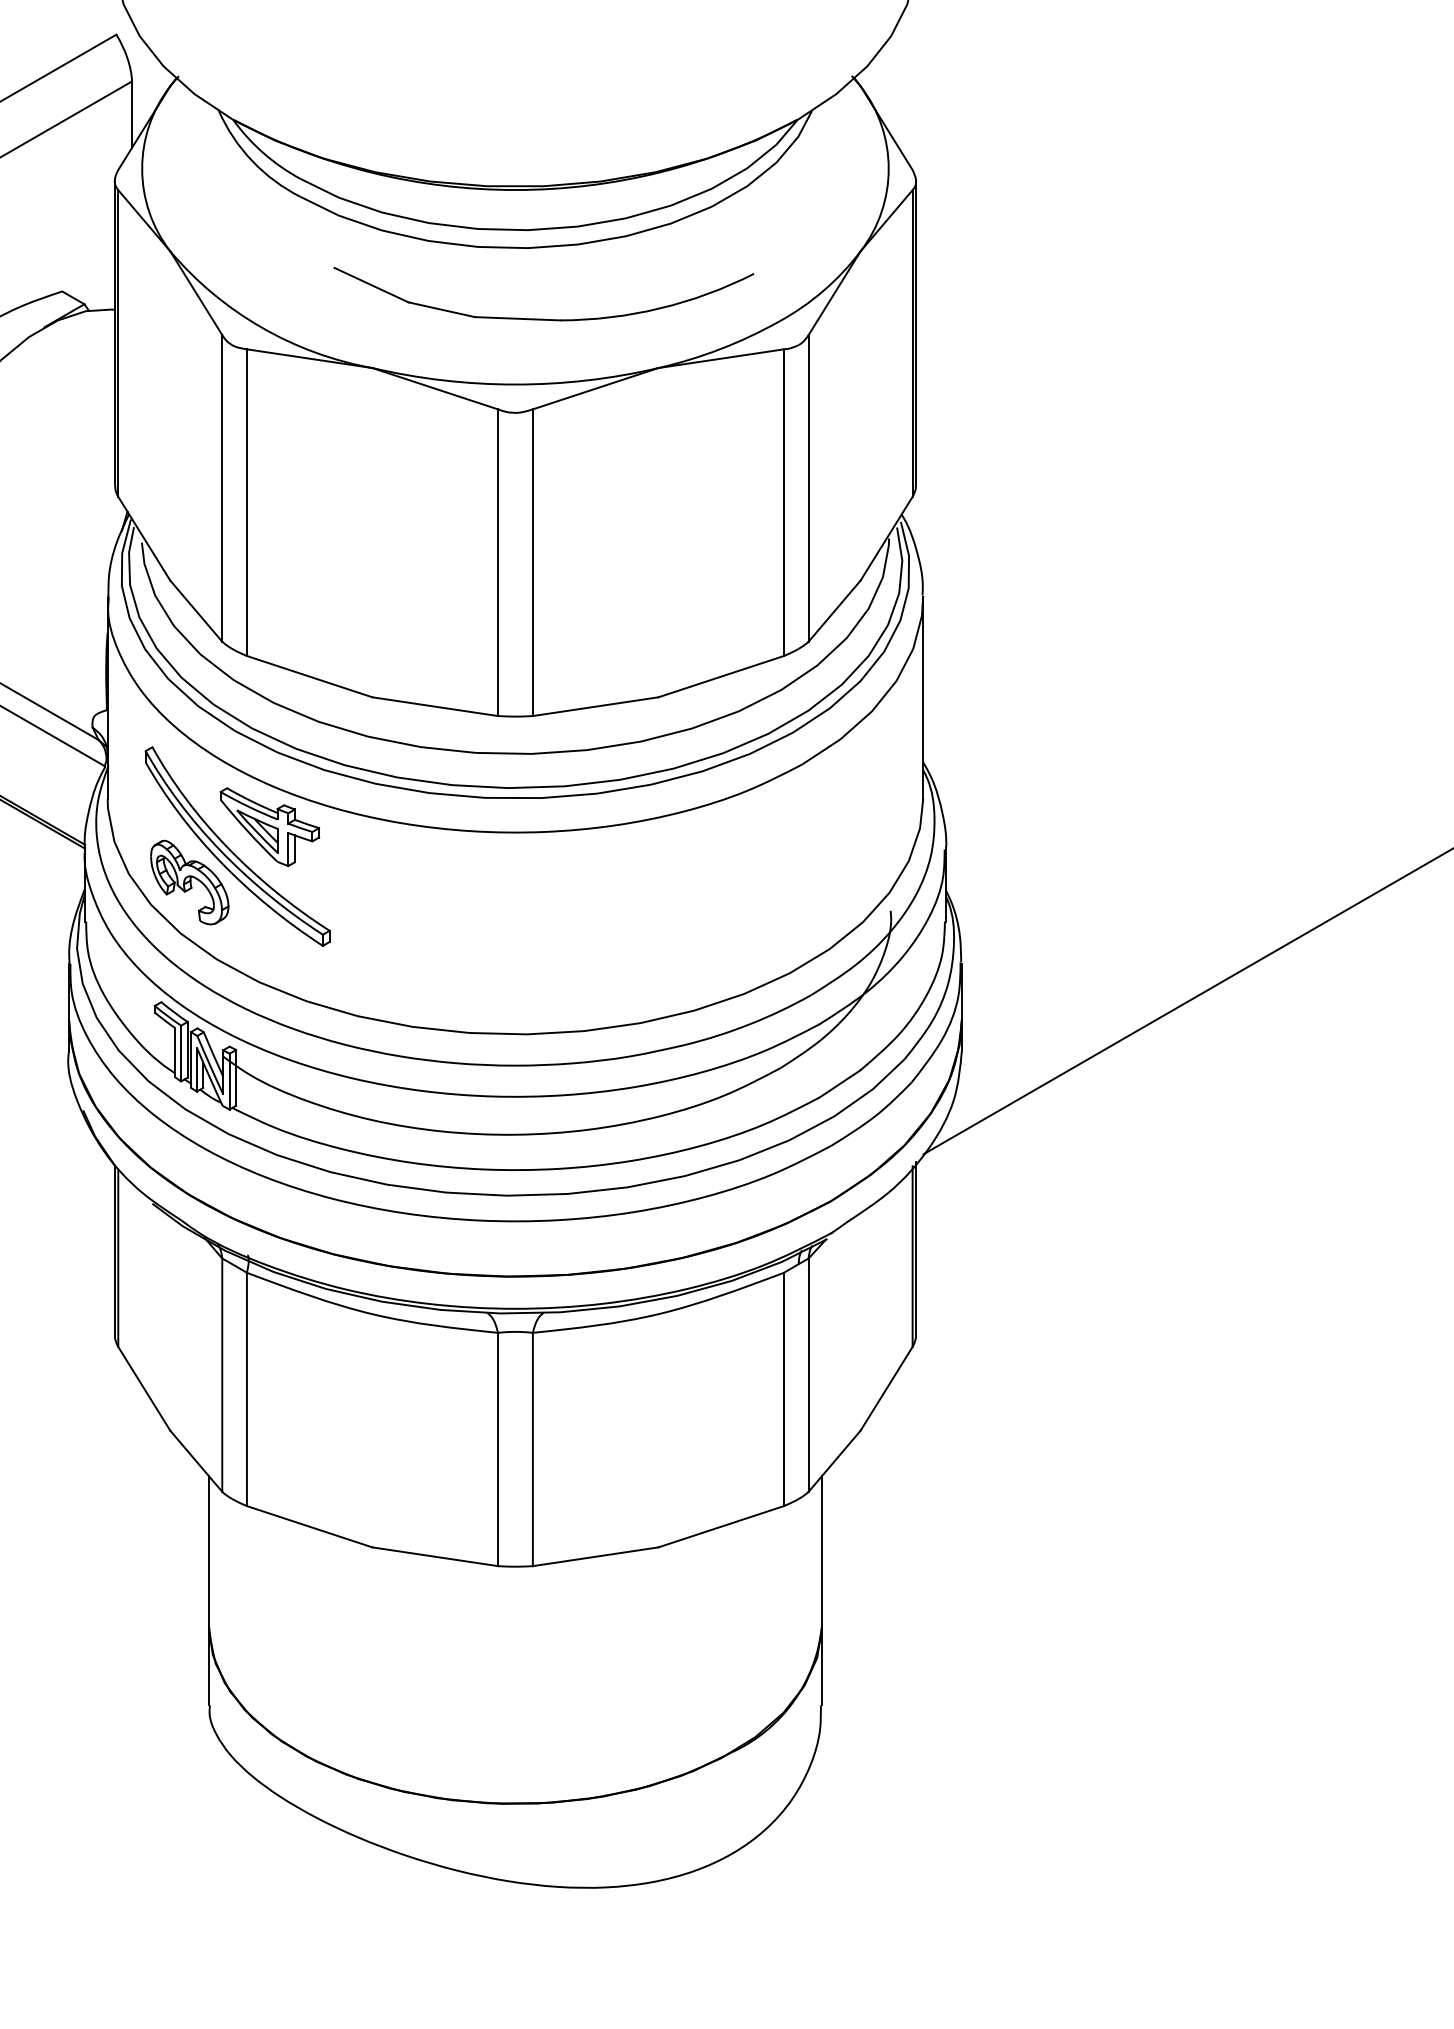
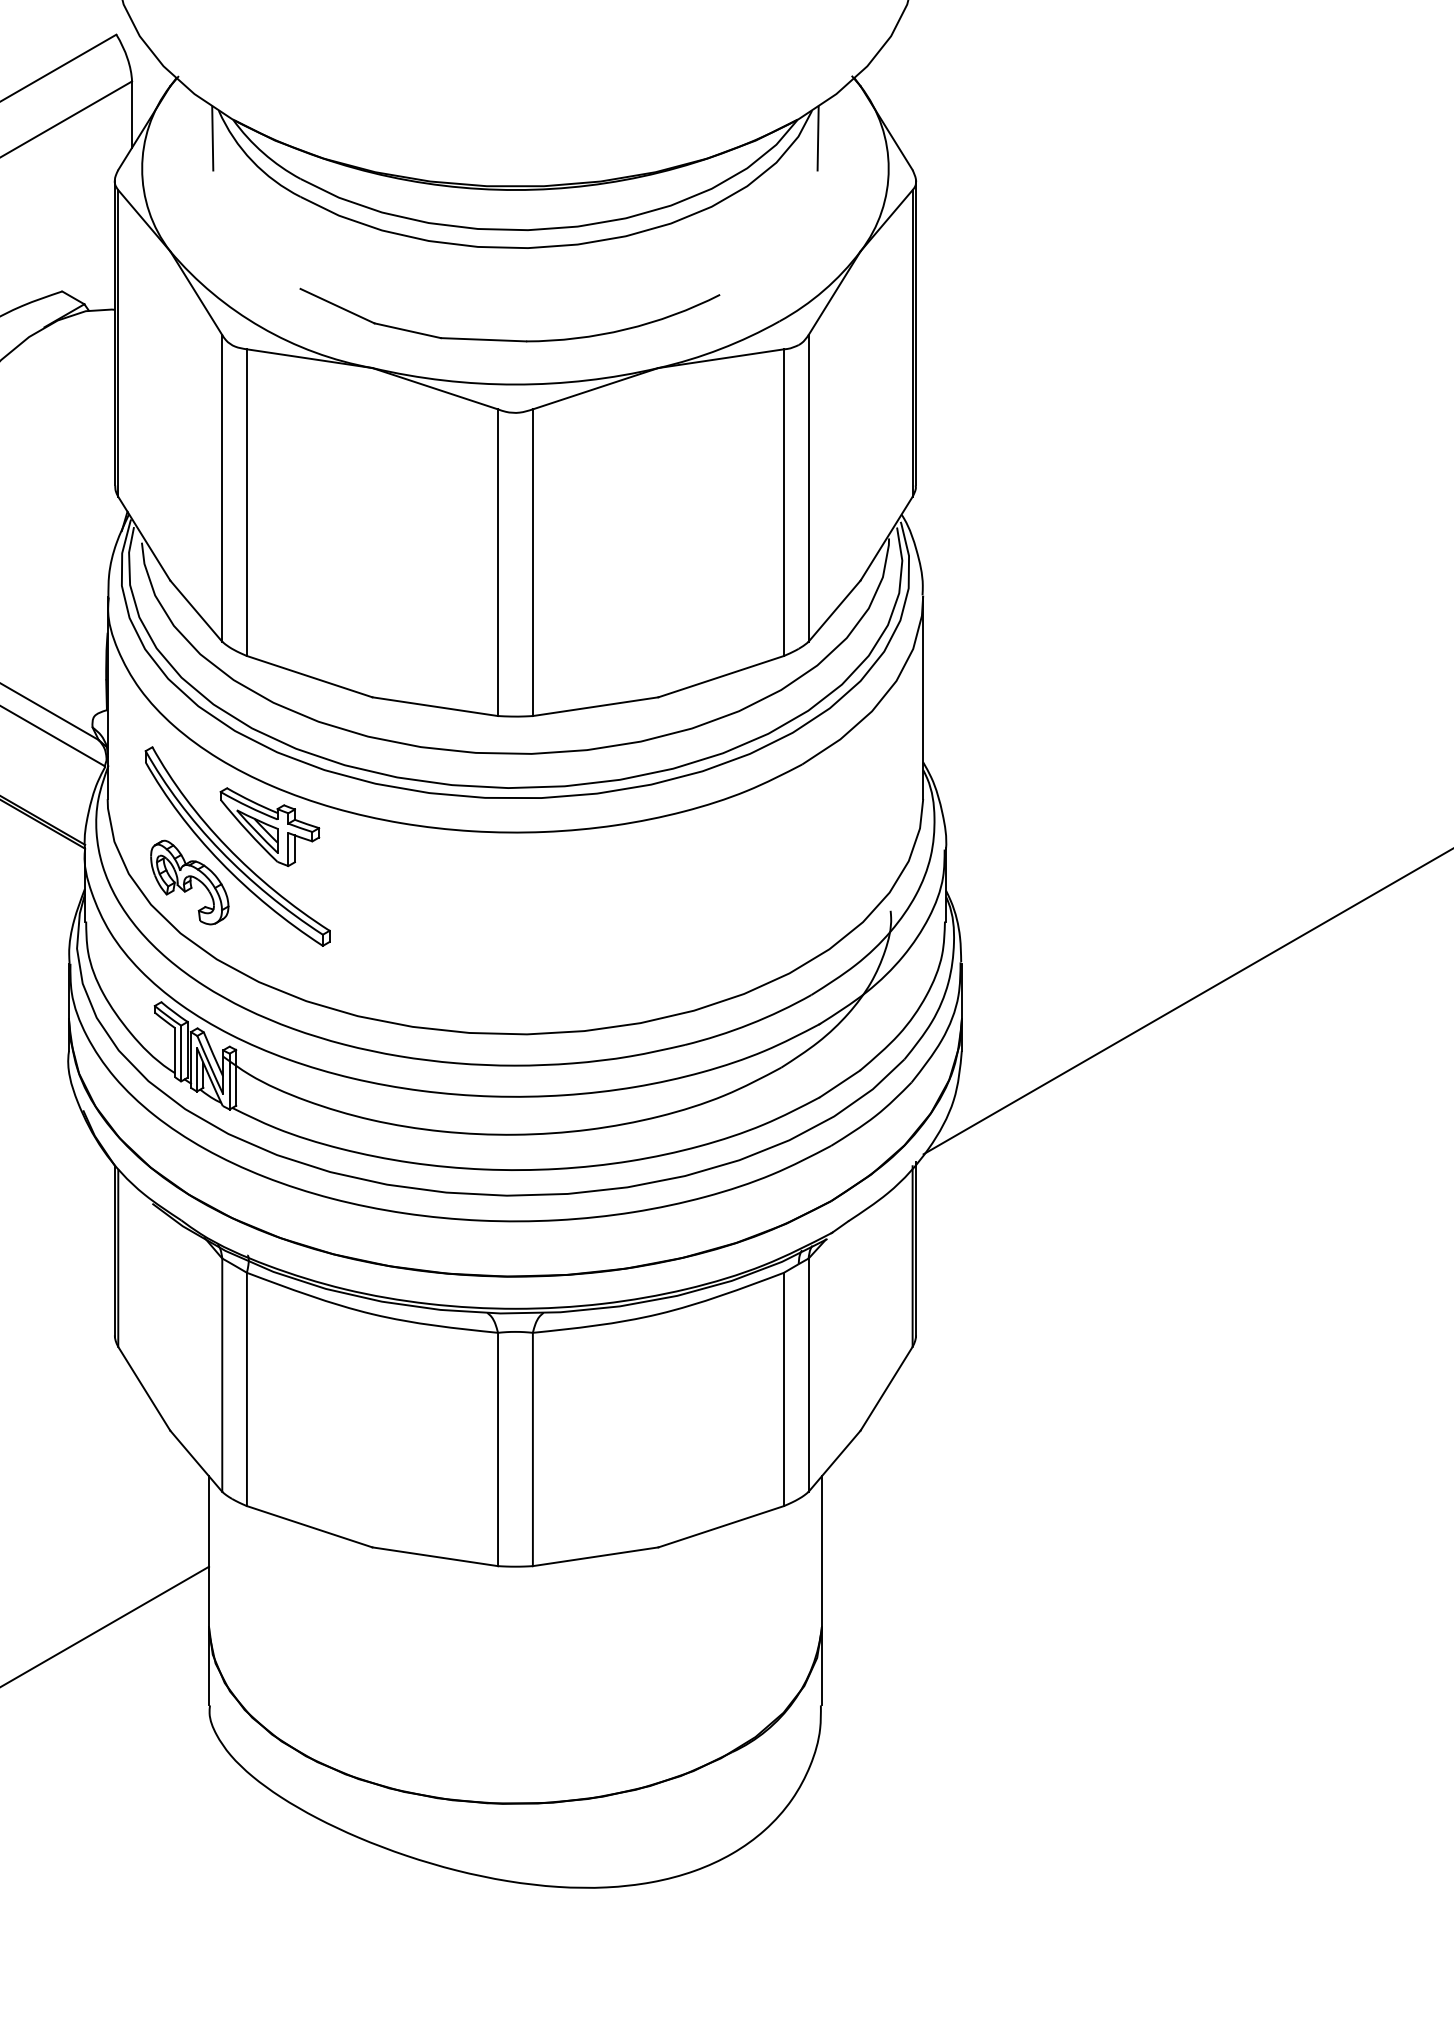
line: none -> present (212, 138)
line: none -> present (817, 138)
part position: (543, 318) -> (509, 339) (509, 339)
line: none -> present (105, 1626)
